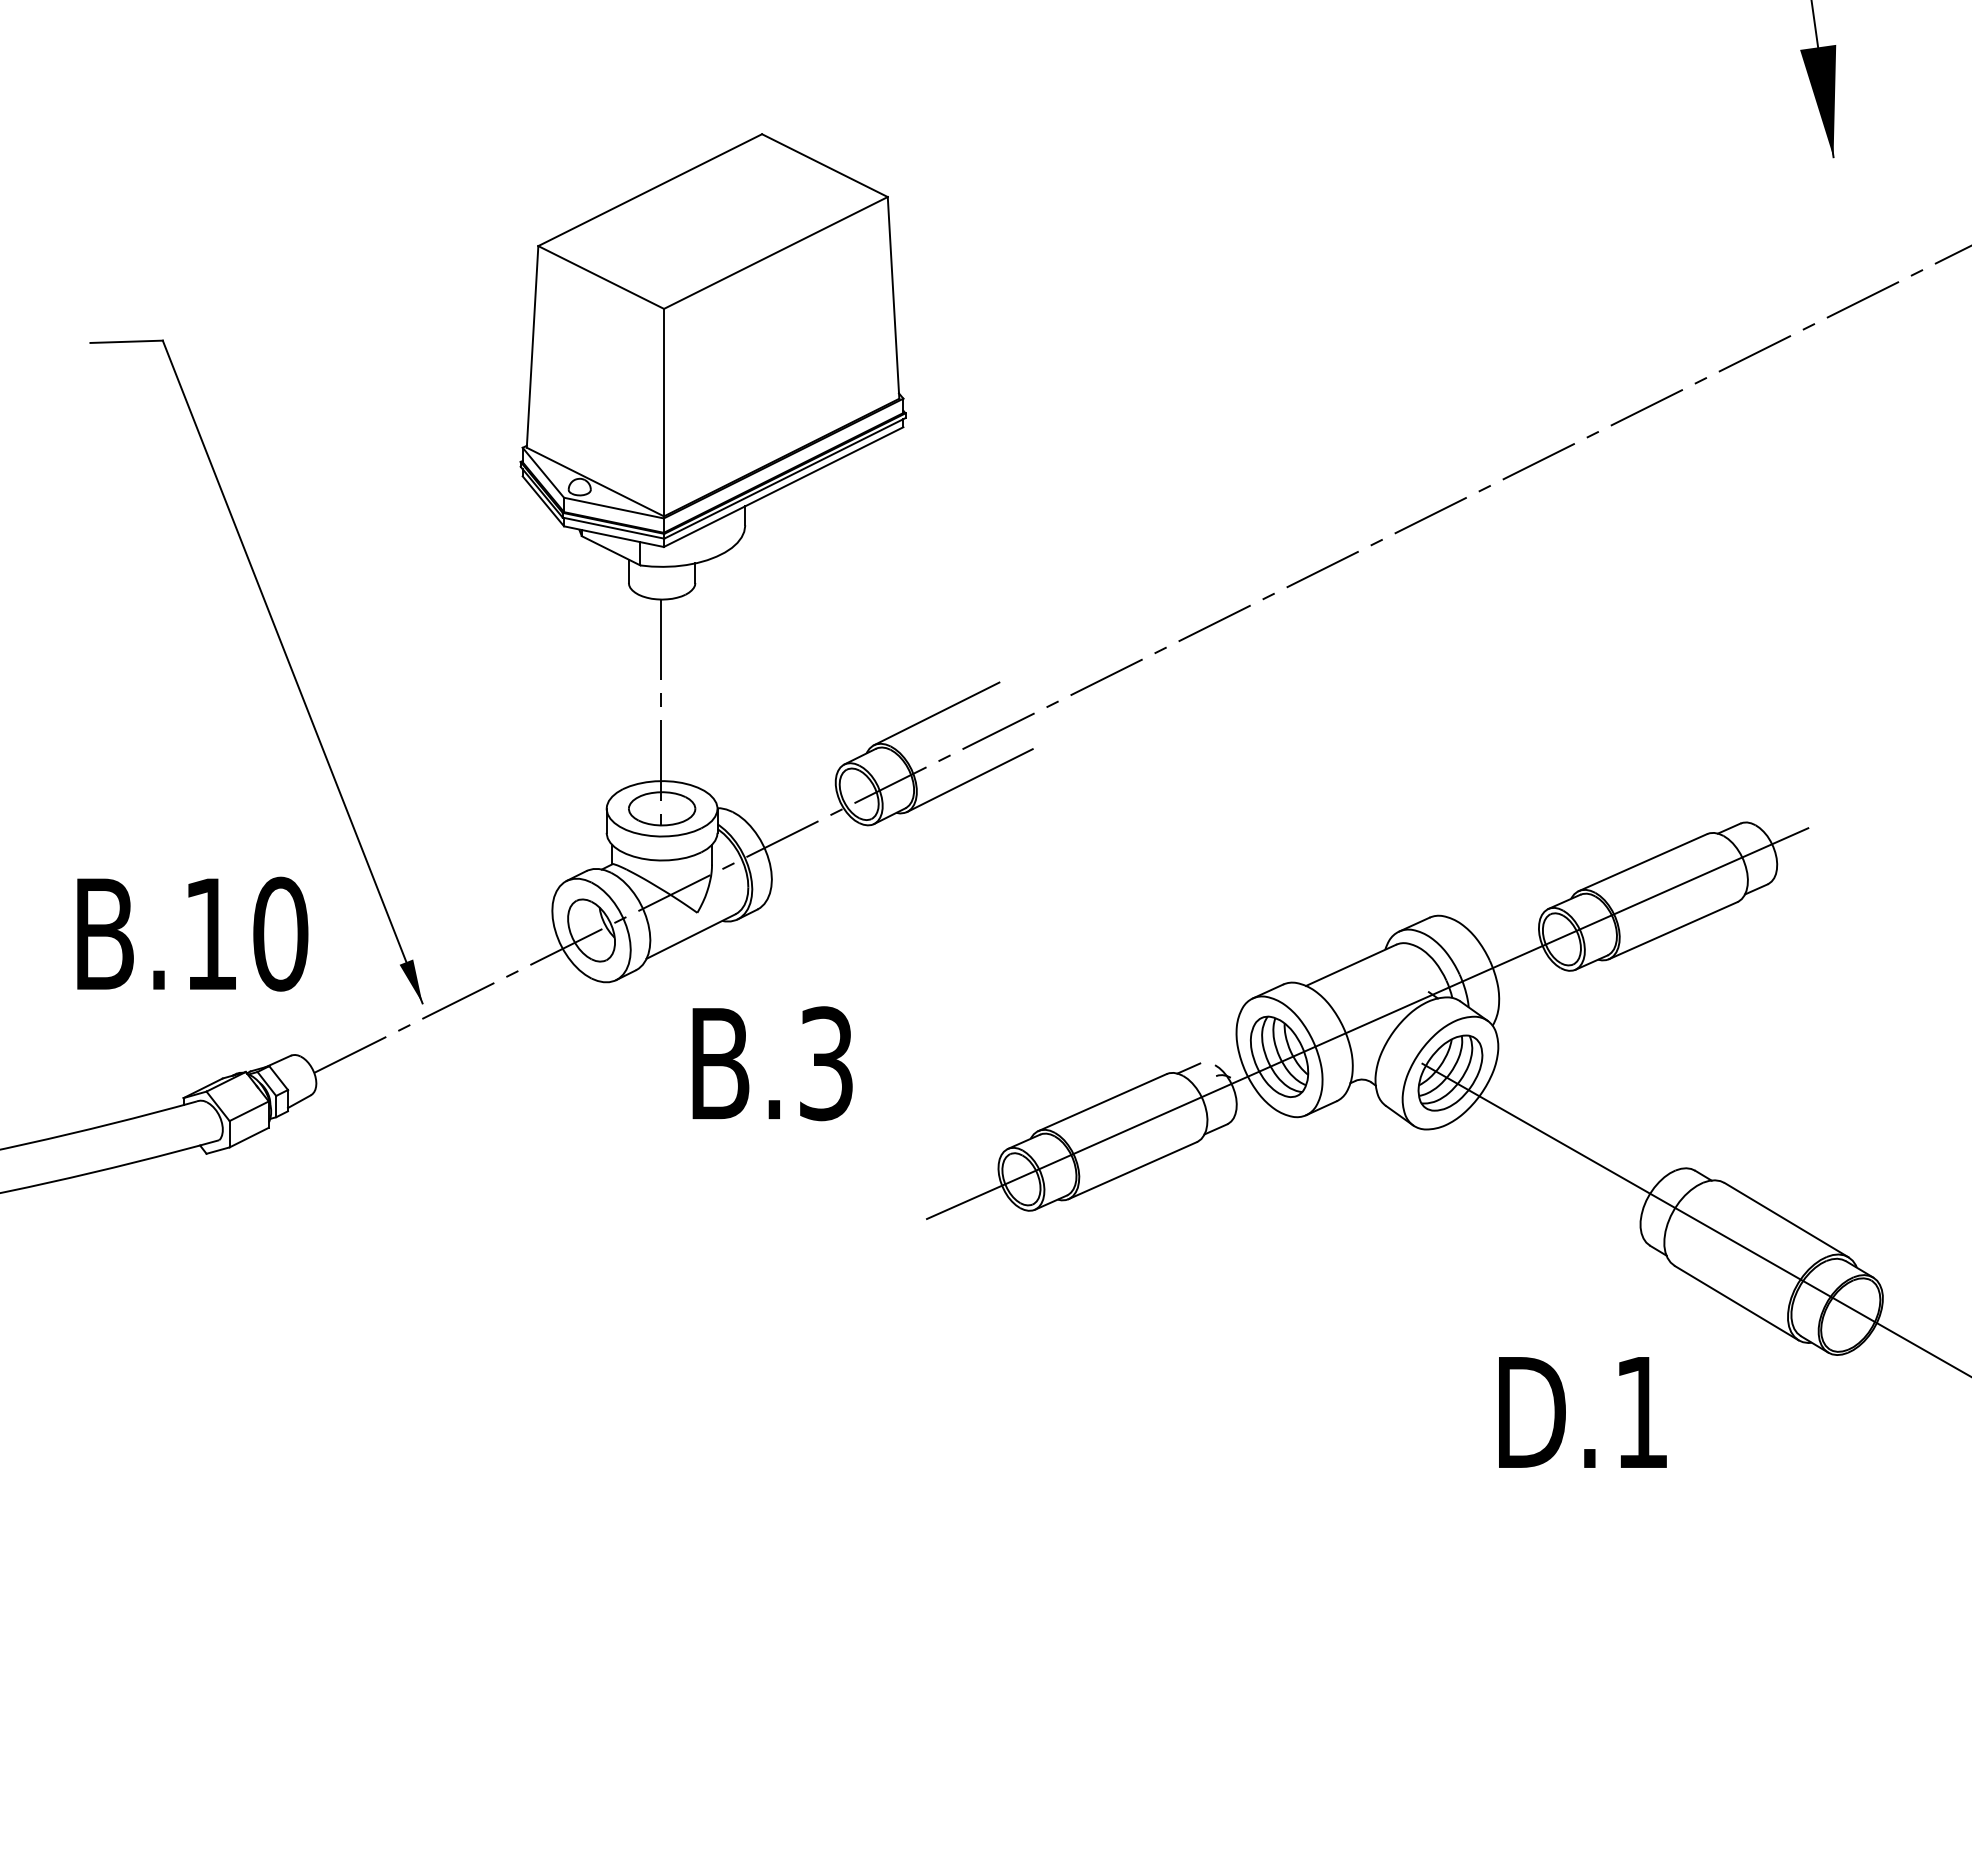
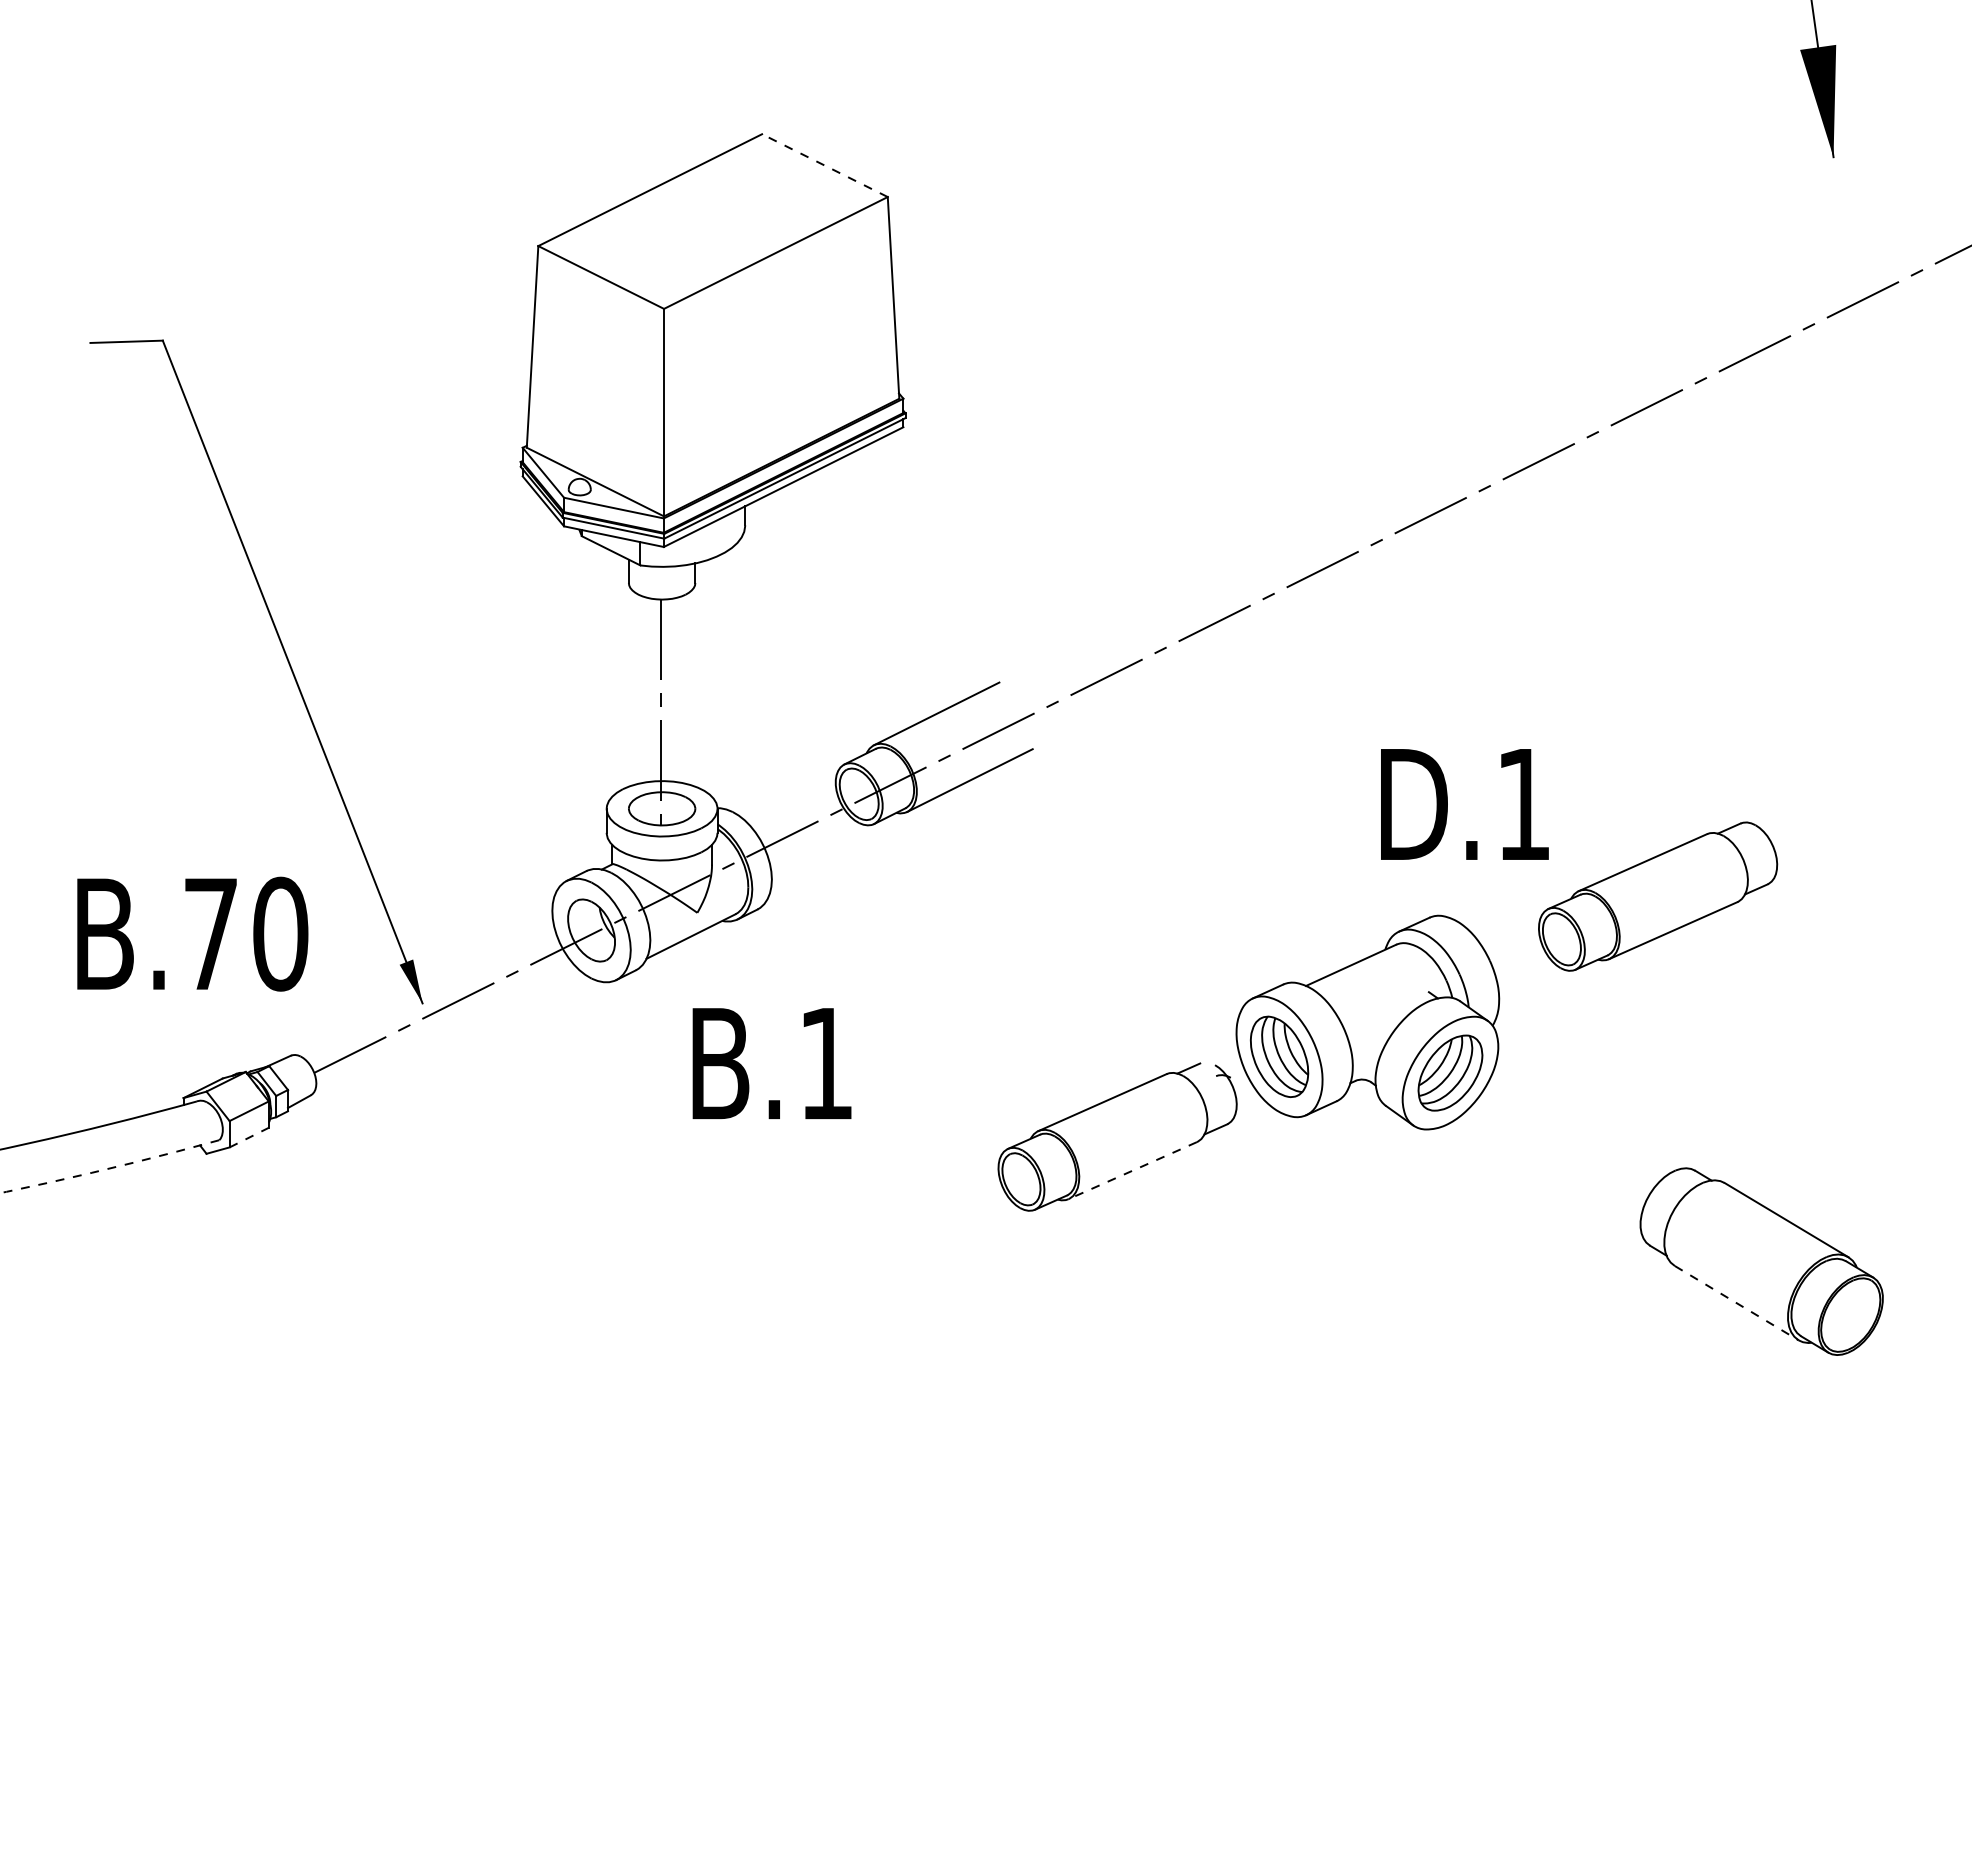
line: solid -> dashed (824, 165)
text: B.10 -> B.70 (210, 933)
line: present -> none (1367, 1023)
text: B.3 -> B.1 (826, 1063)
line: solid -> dashed (249, 1137)
arc: solid -> dashed (110, 1168)
line: solid -> dashed (1132, 1170)
line: present -> none (1695, 1219)
line: solid -> dashed (1737, 1303)
text position: (1582, 1412) -> (1464, 804) (1464, 804)
